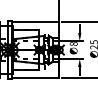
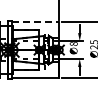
line: solid -> dashed (35, 21)
